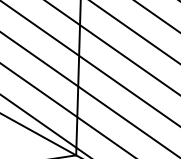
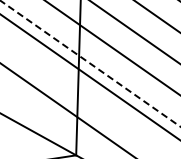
line: solid -> dashed (90, 63)
line position: (89, 94) -> (89, 76) (89, 76)
line: present -> none (44, 125)
